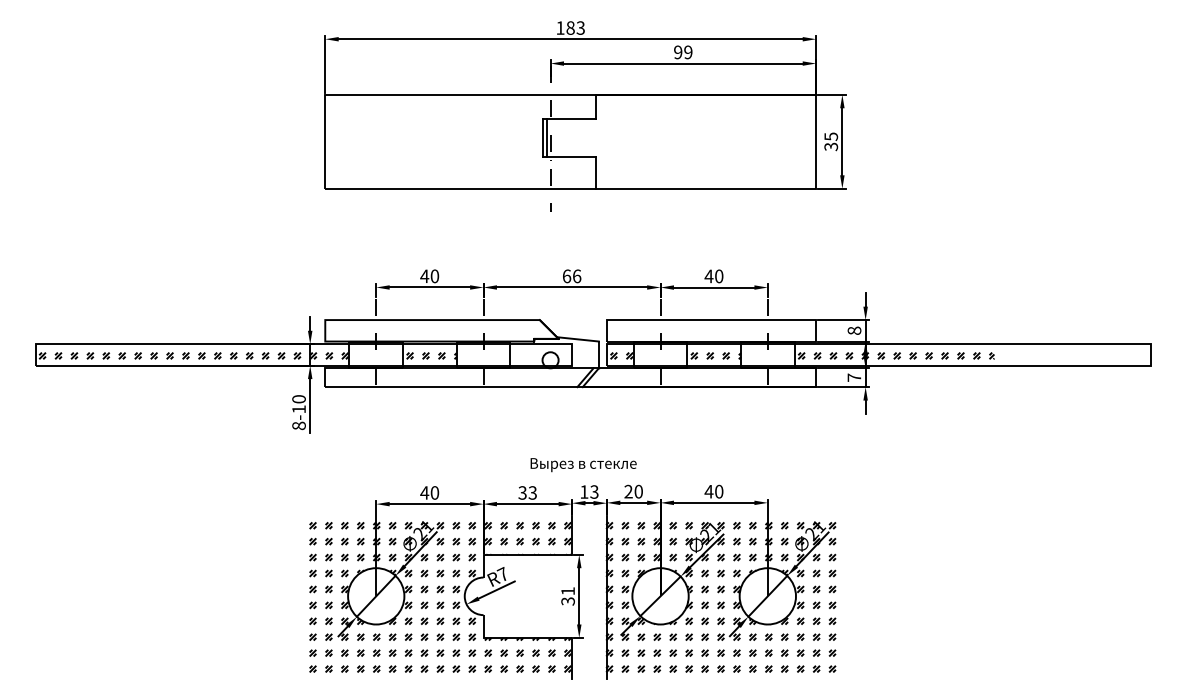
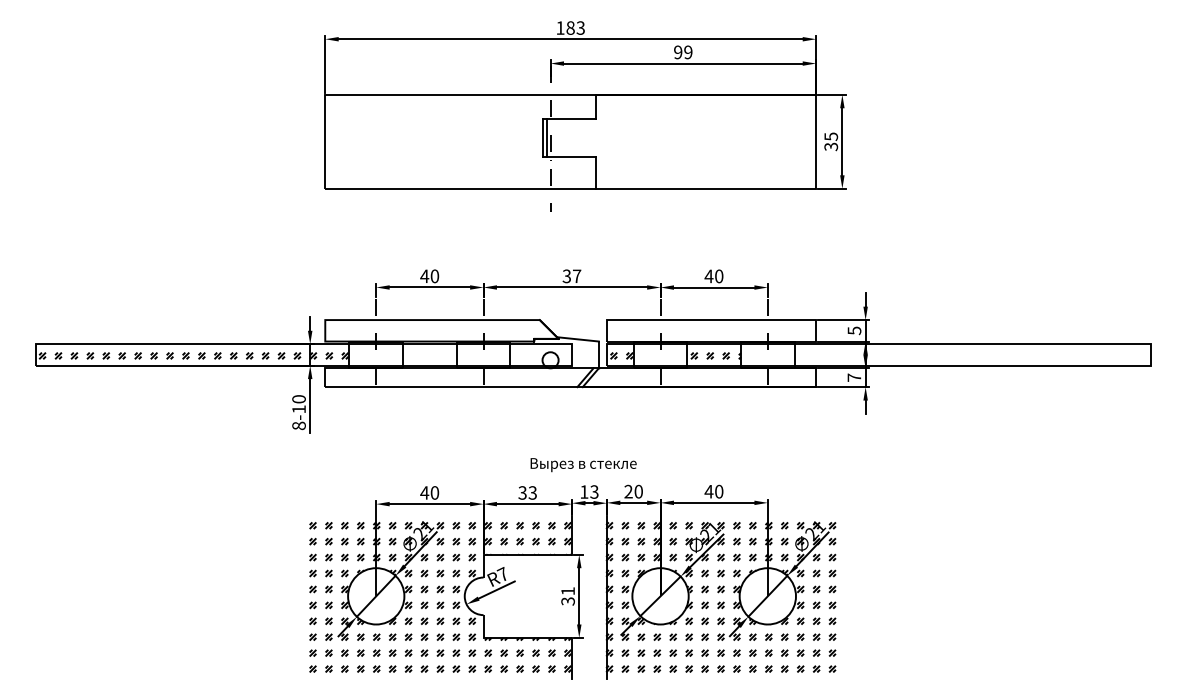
text: 66 -> 37 (571, 276)
text: 8 -> 5 (854, 330)
hatch: present -> none (431, 355)
hatch: present -> none (896, 355)
